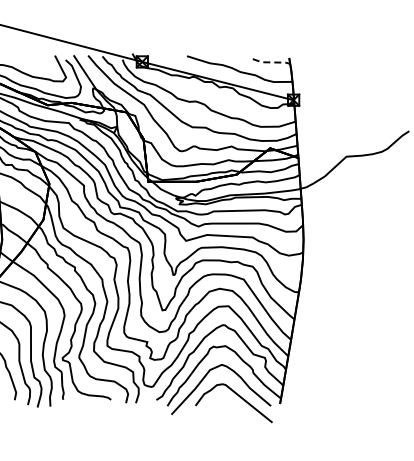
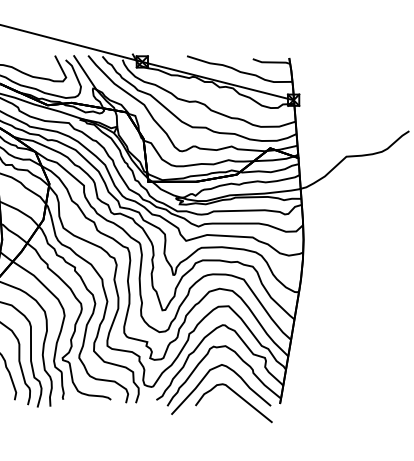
line: dashed -> solid (271, 62)
